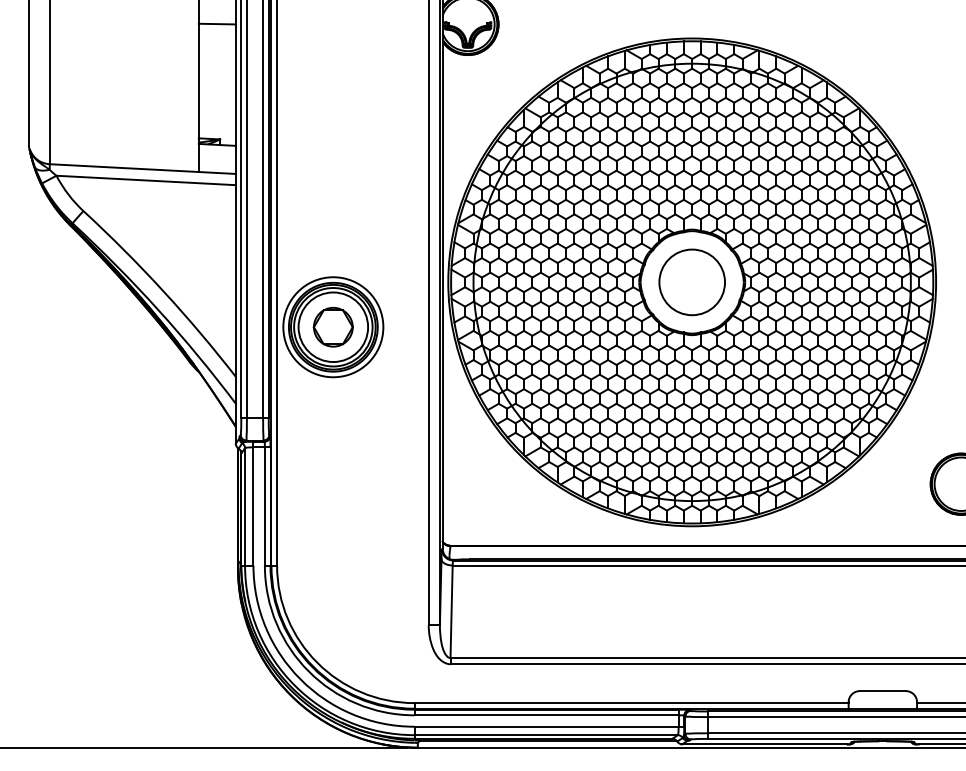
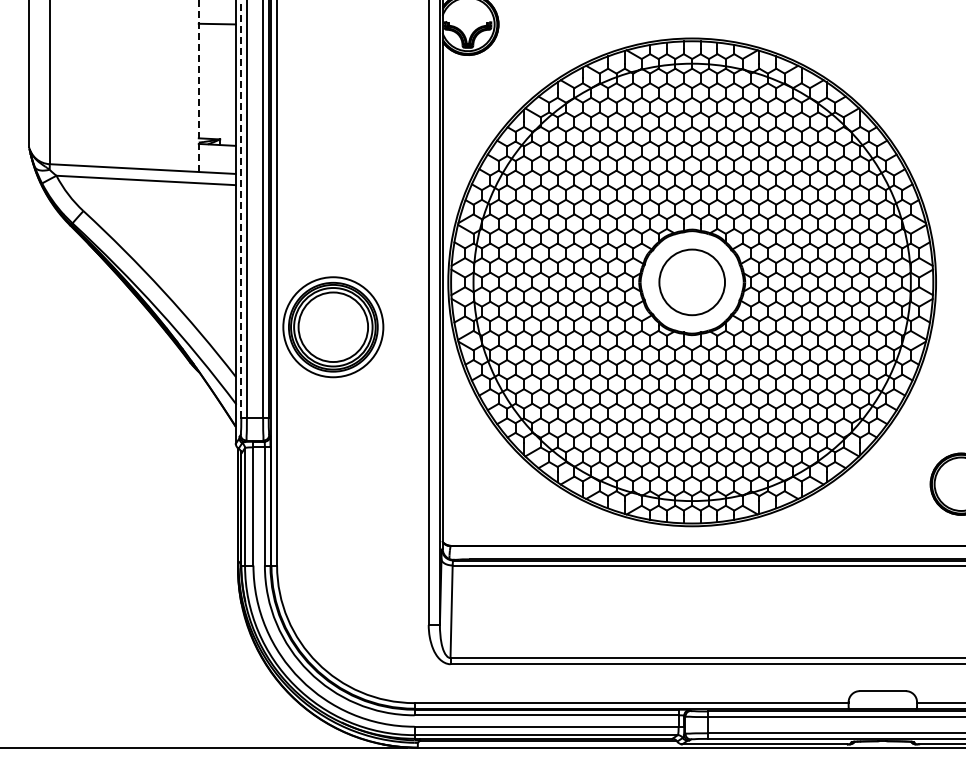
line: solid -> dashed (198, 86)
line: solid -> dashed (241, 209)
part: present -> none (332, 327)
